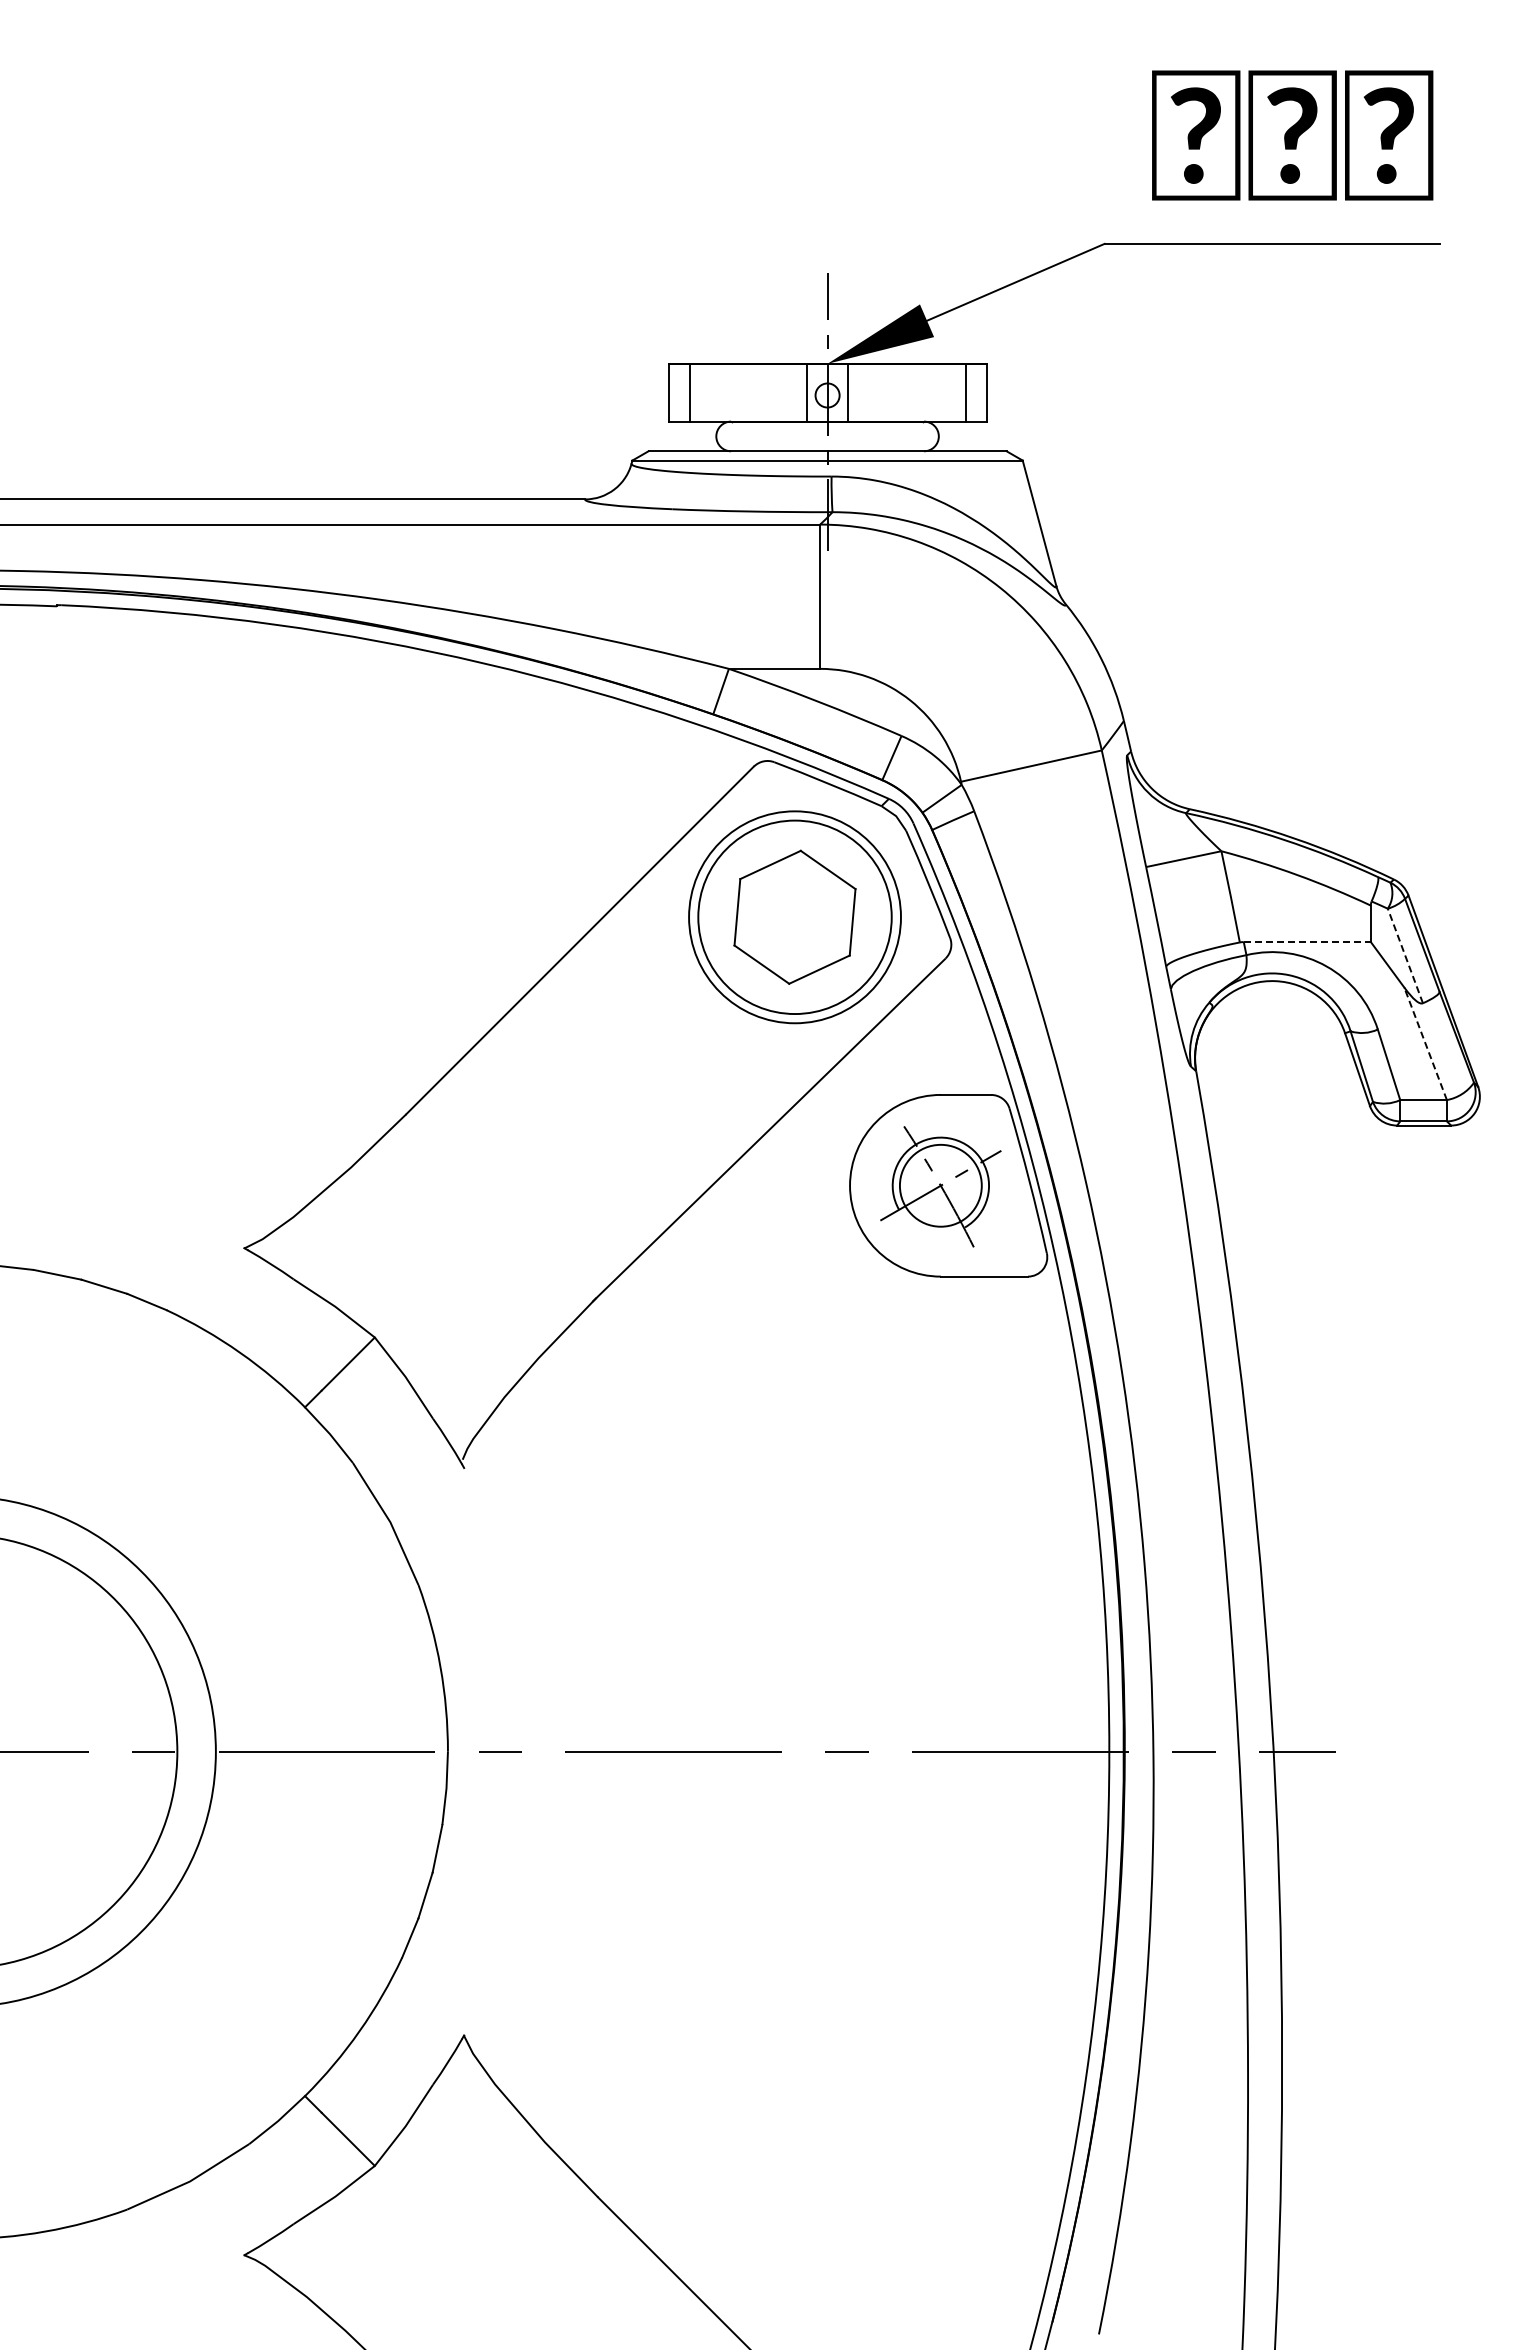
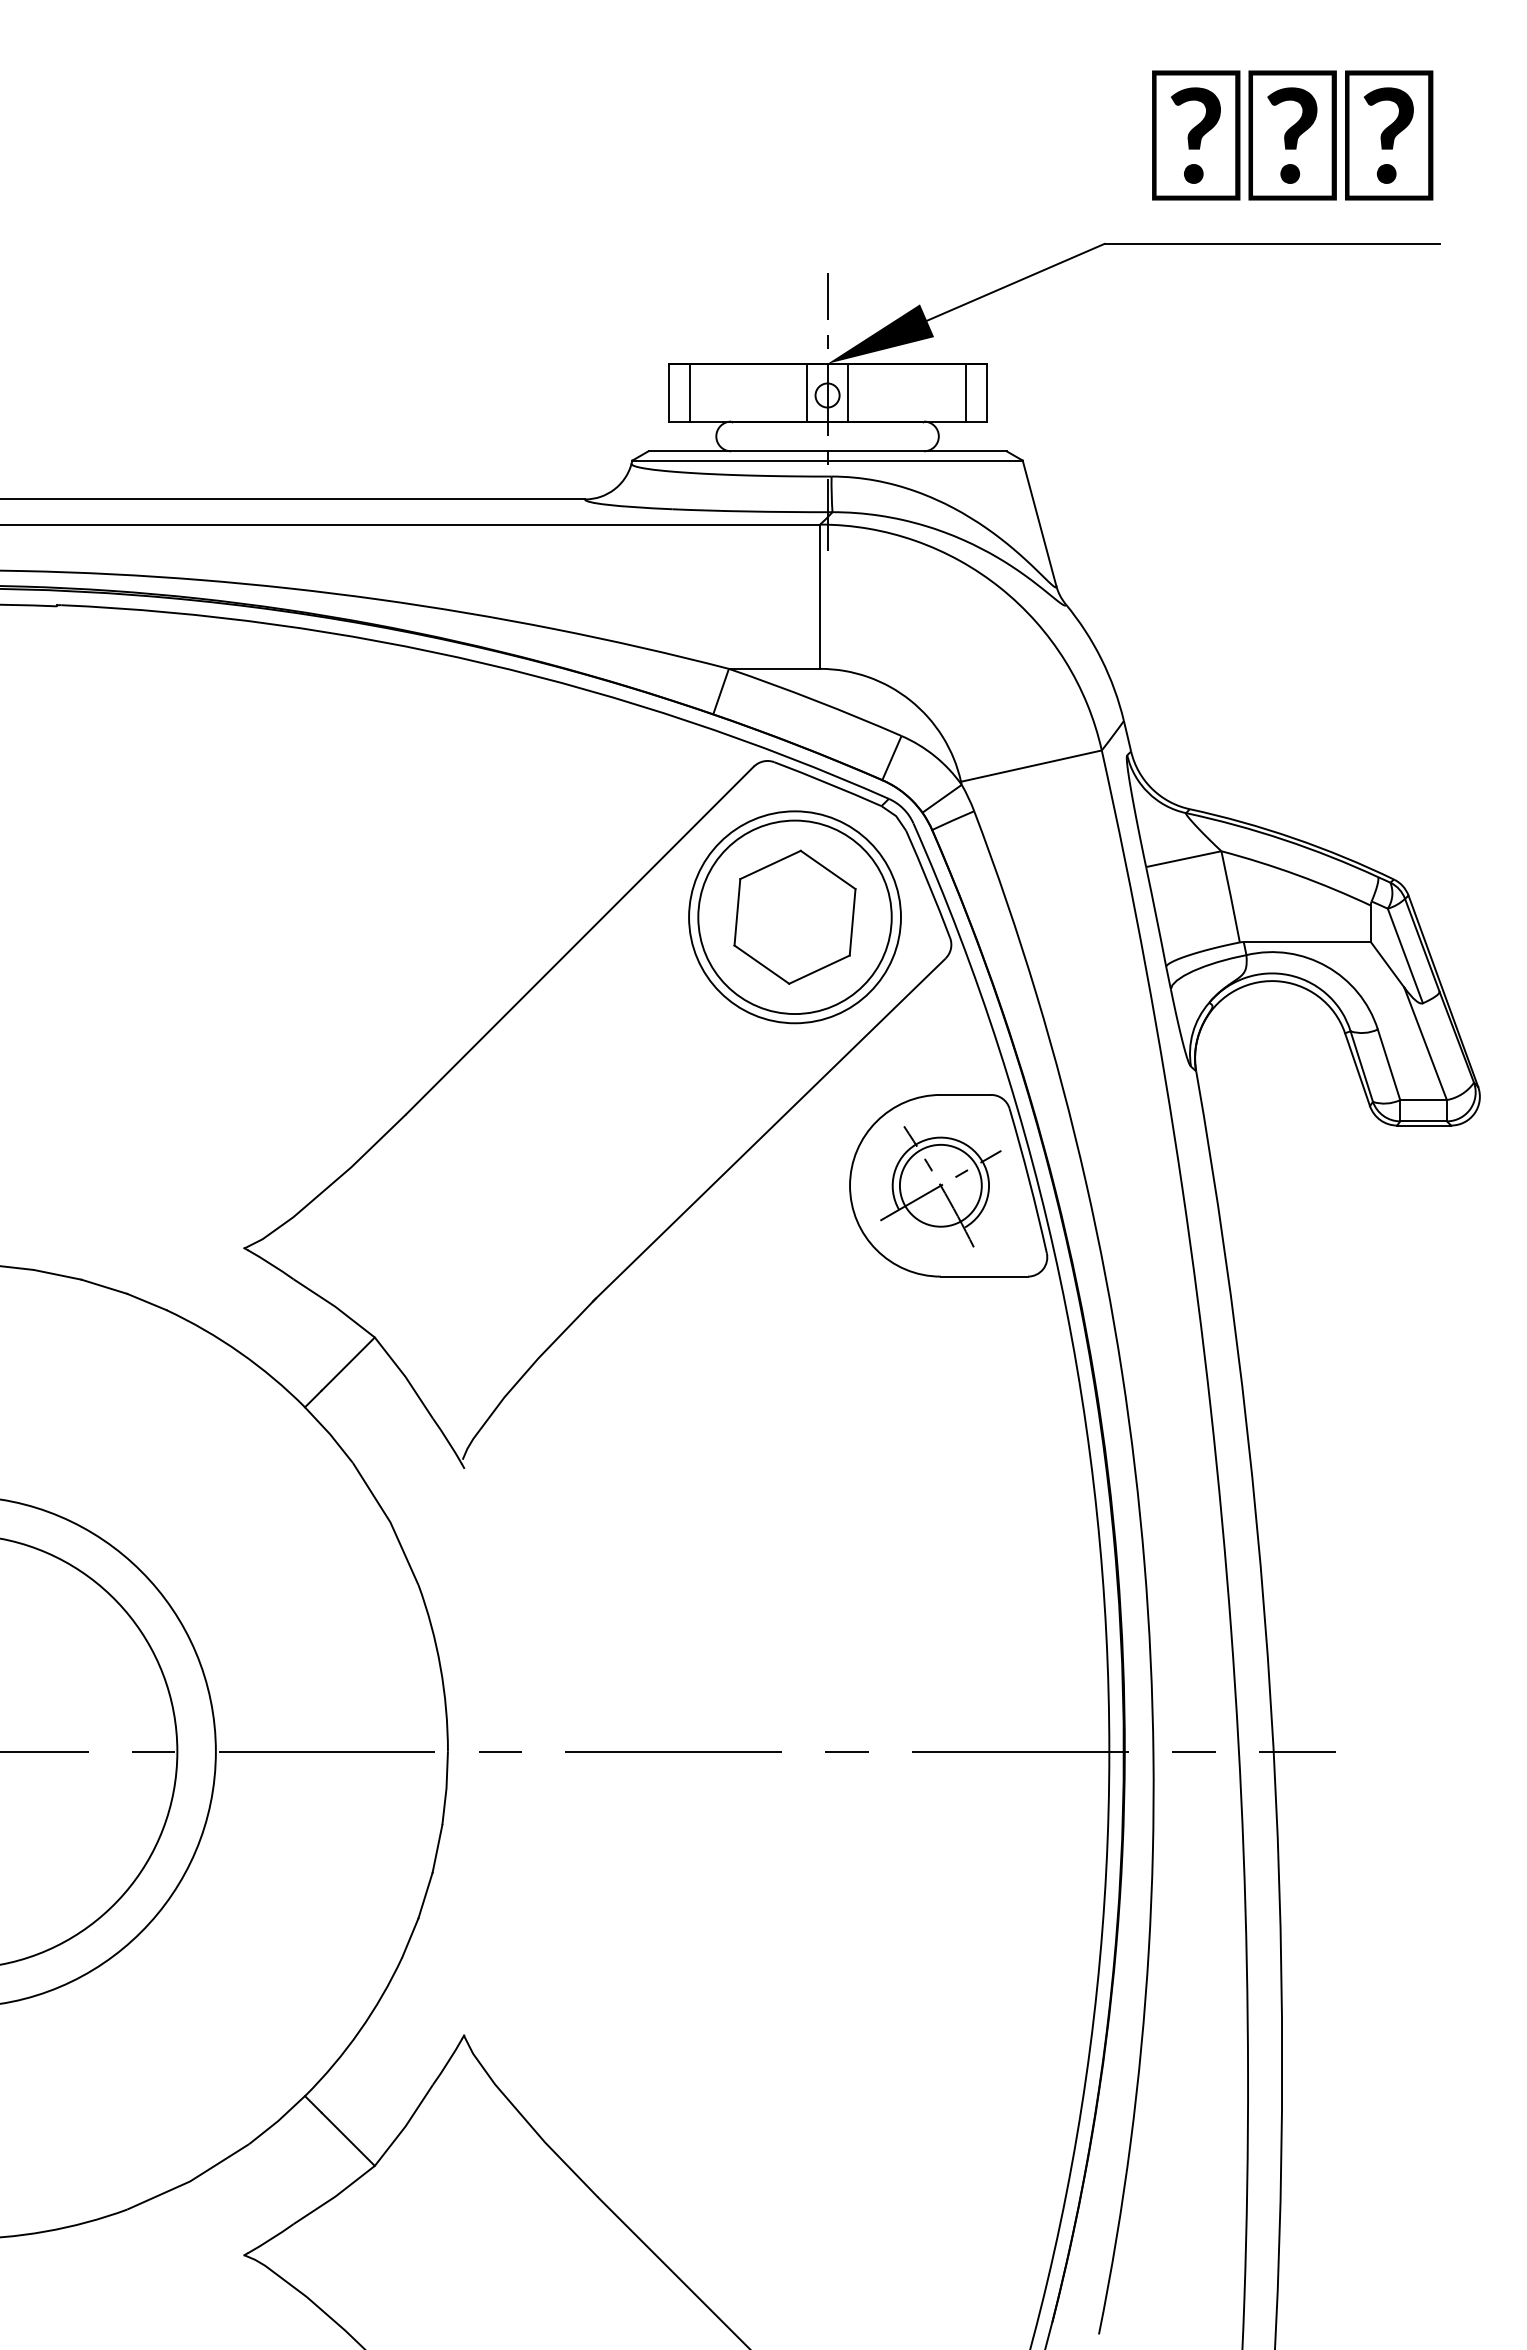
line: dashed -> solid (1307, 942)
line: dashed -> solid (1405, 955)
line: dashed -> solid (1425, 1043)
